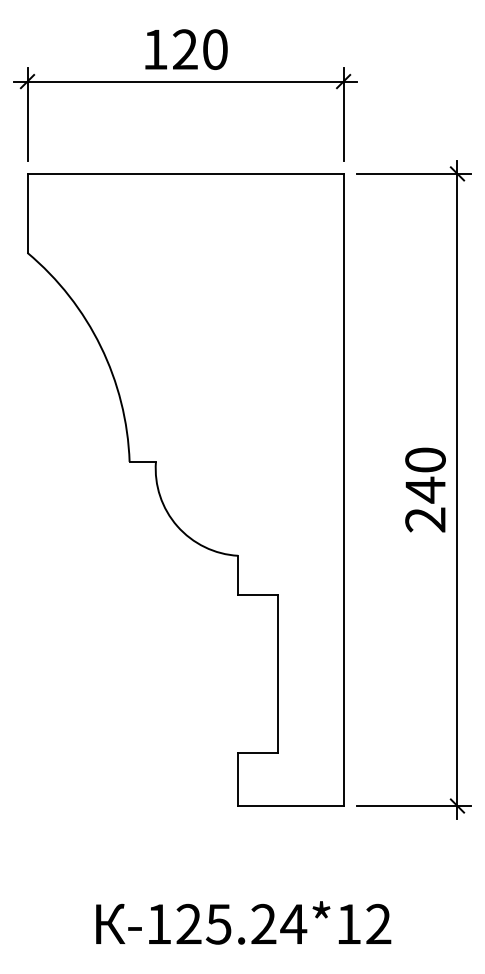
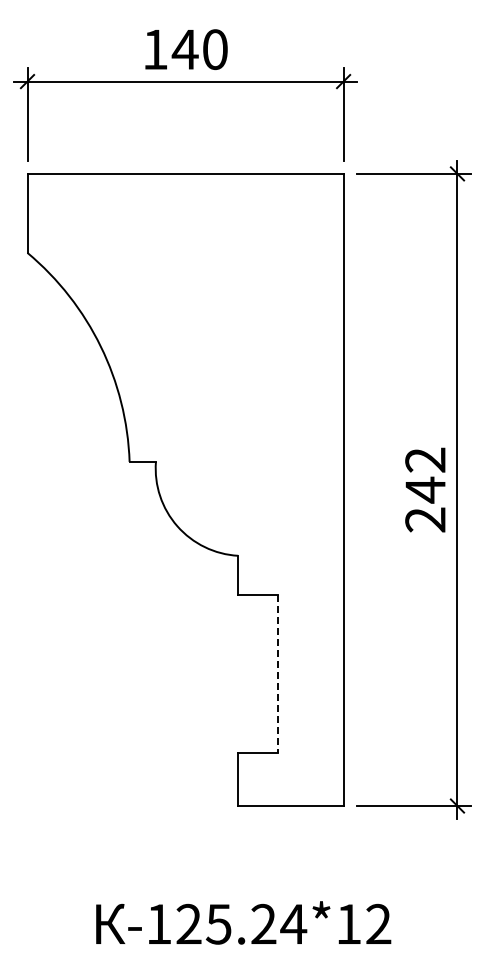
text: 120 -> 140 (184, 49)
text: 240 -> 242 (425, 459)
line: solid -> dashed (277, 674)
